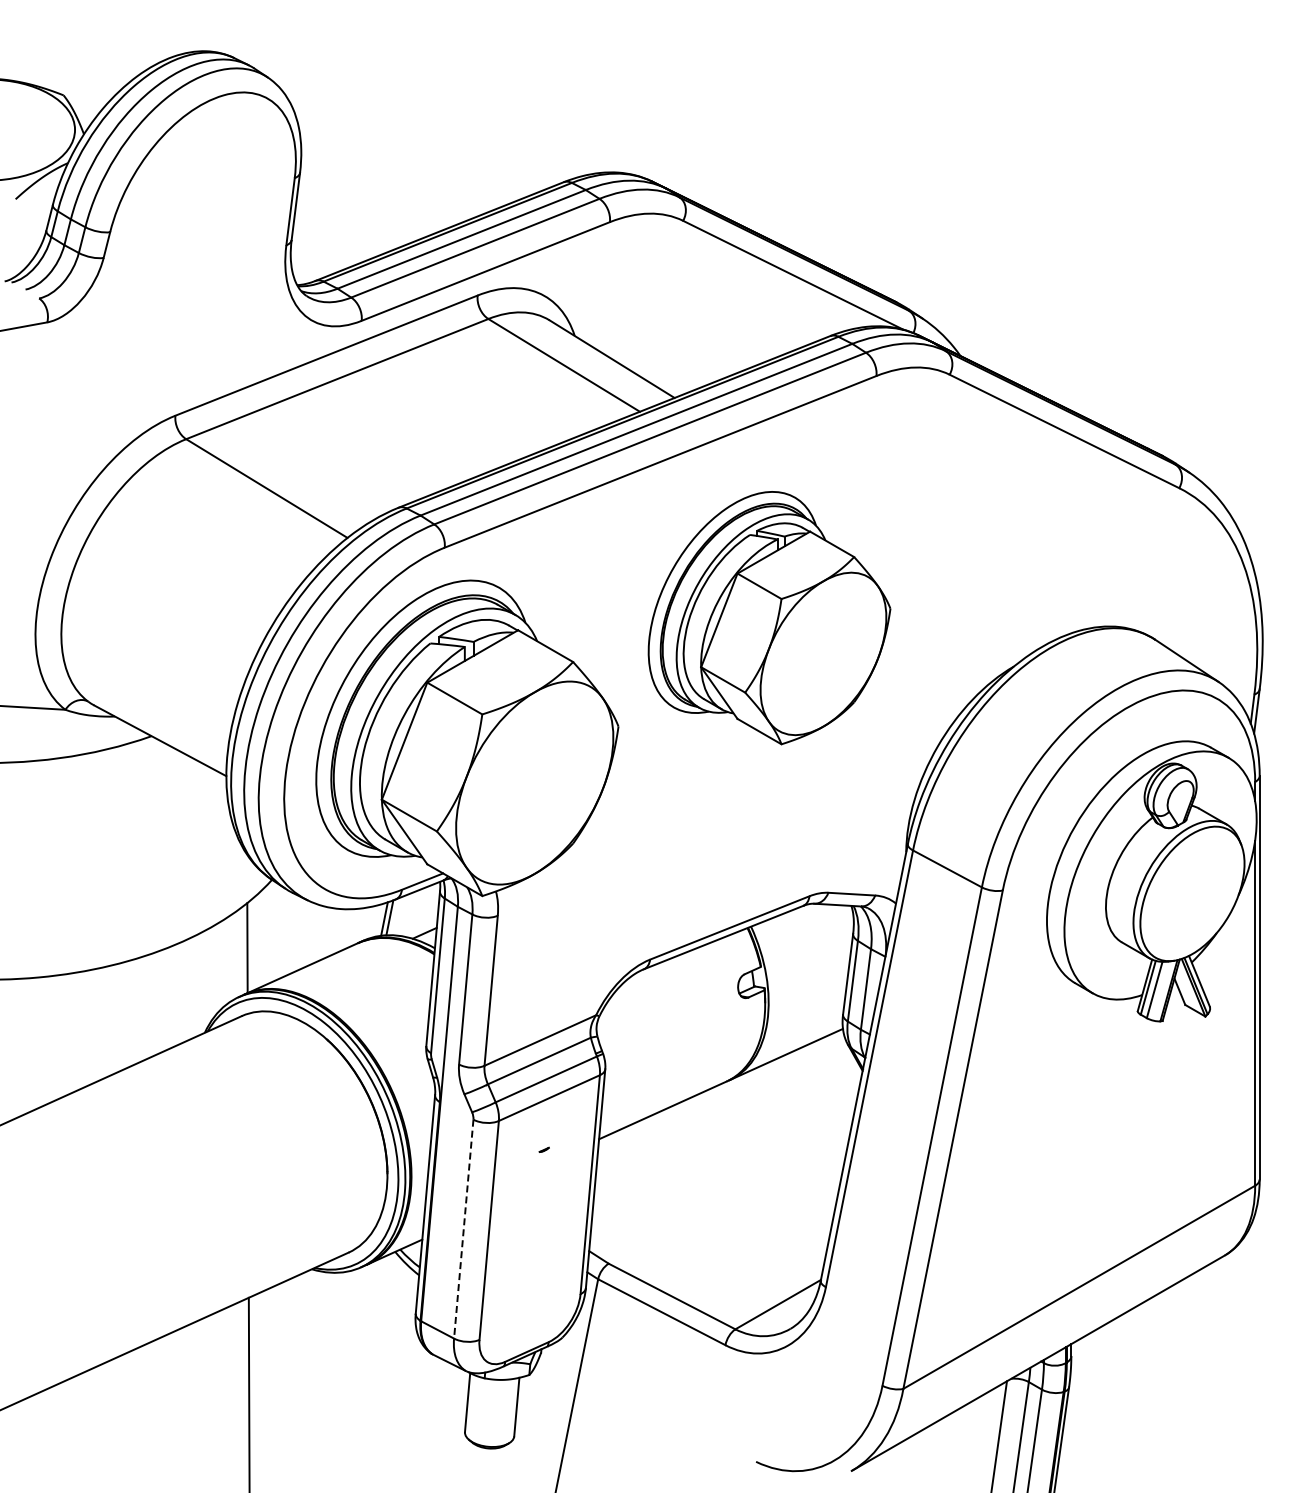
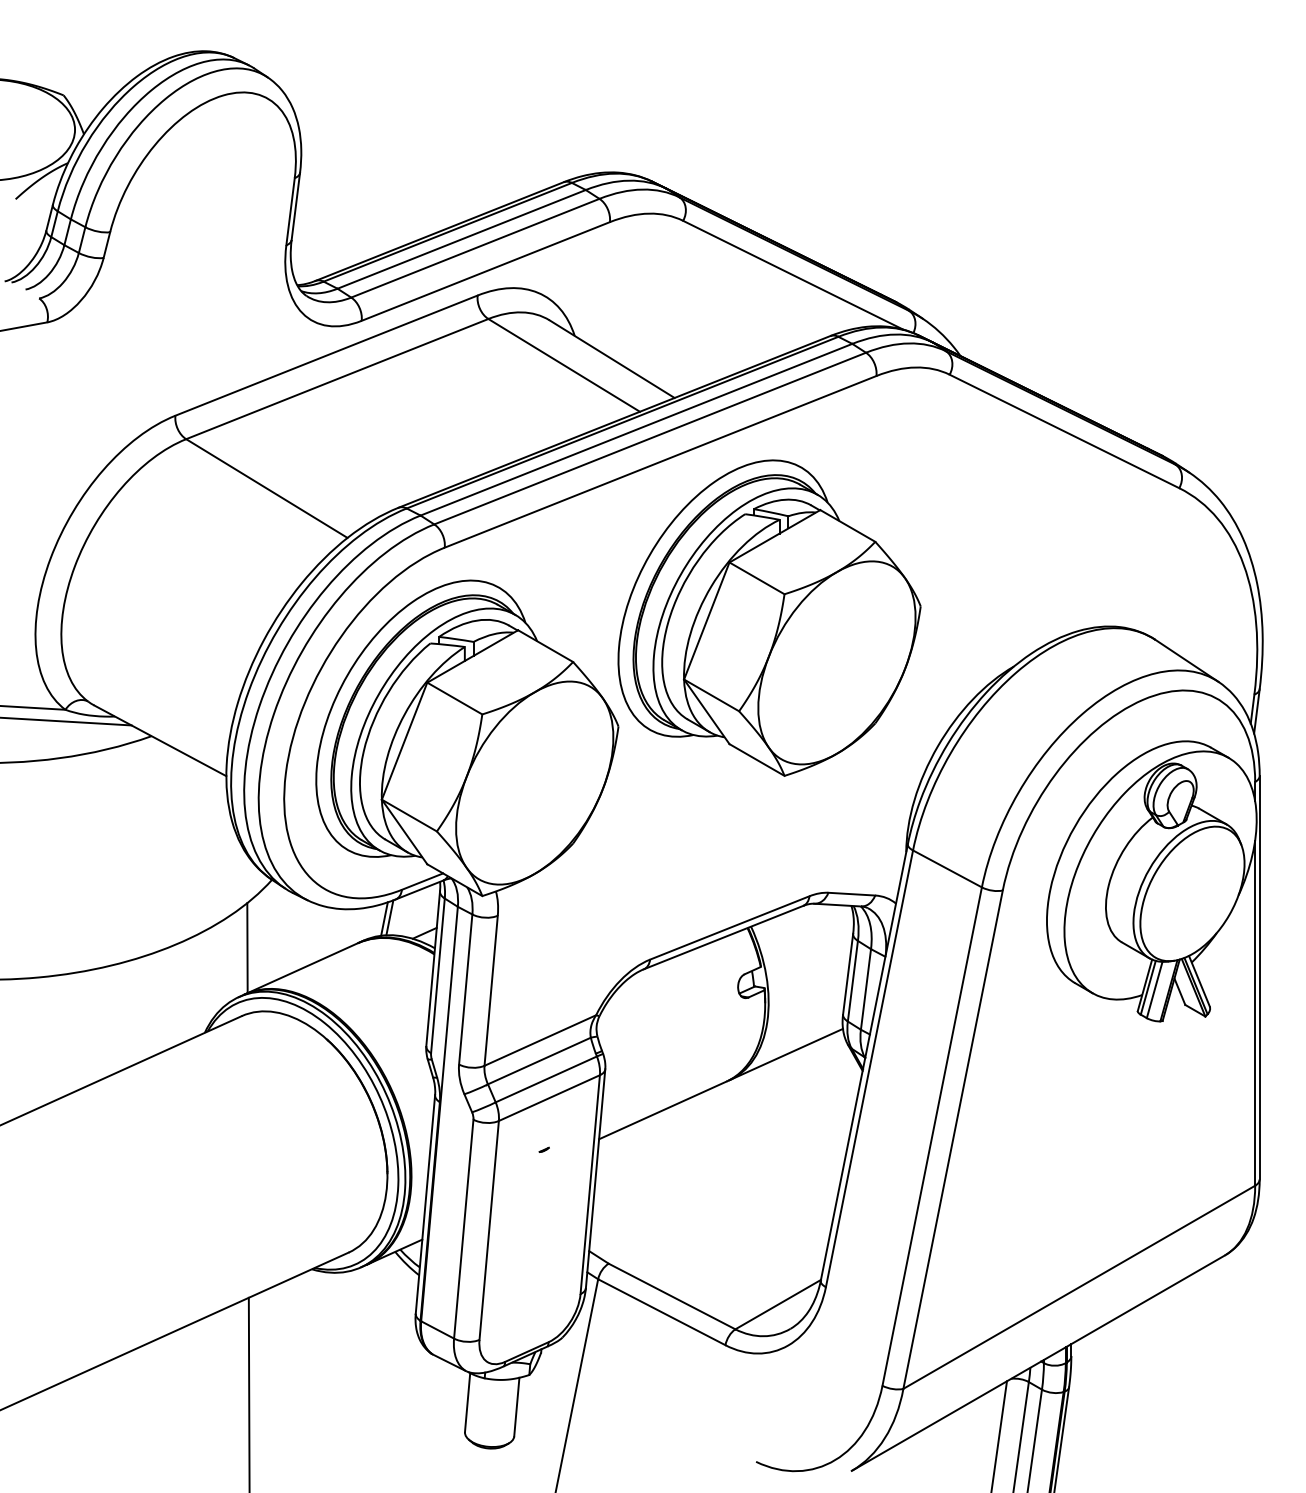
part size: 245x255 px -> 305x318 px (769, 617)
line: none -> present (66, 721)
line: dashed -> solid (463, 1229)
